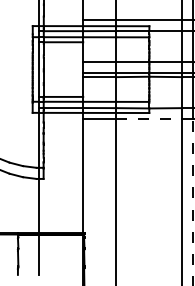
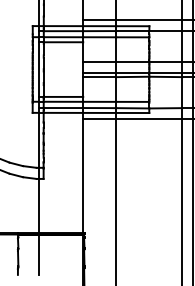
line: dashed -> solid (149, 119)
line: dashed -> solid (193, 202)
